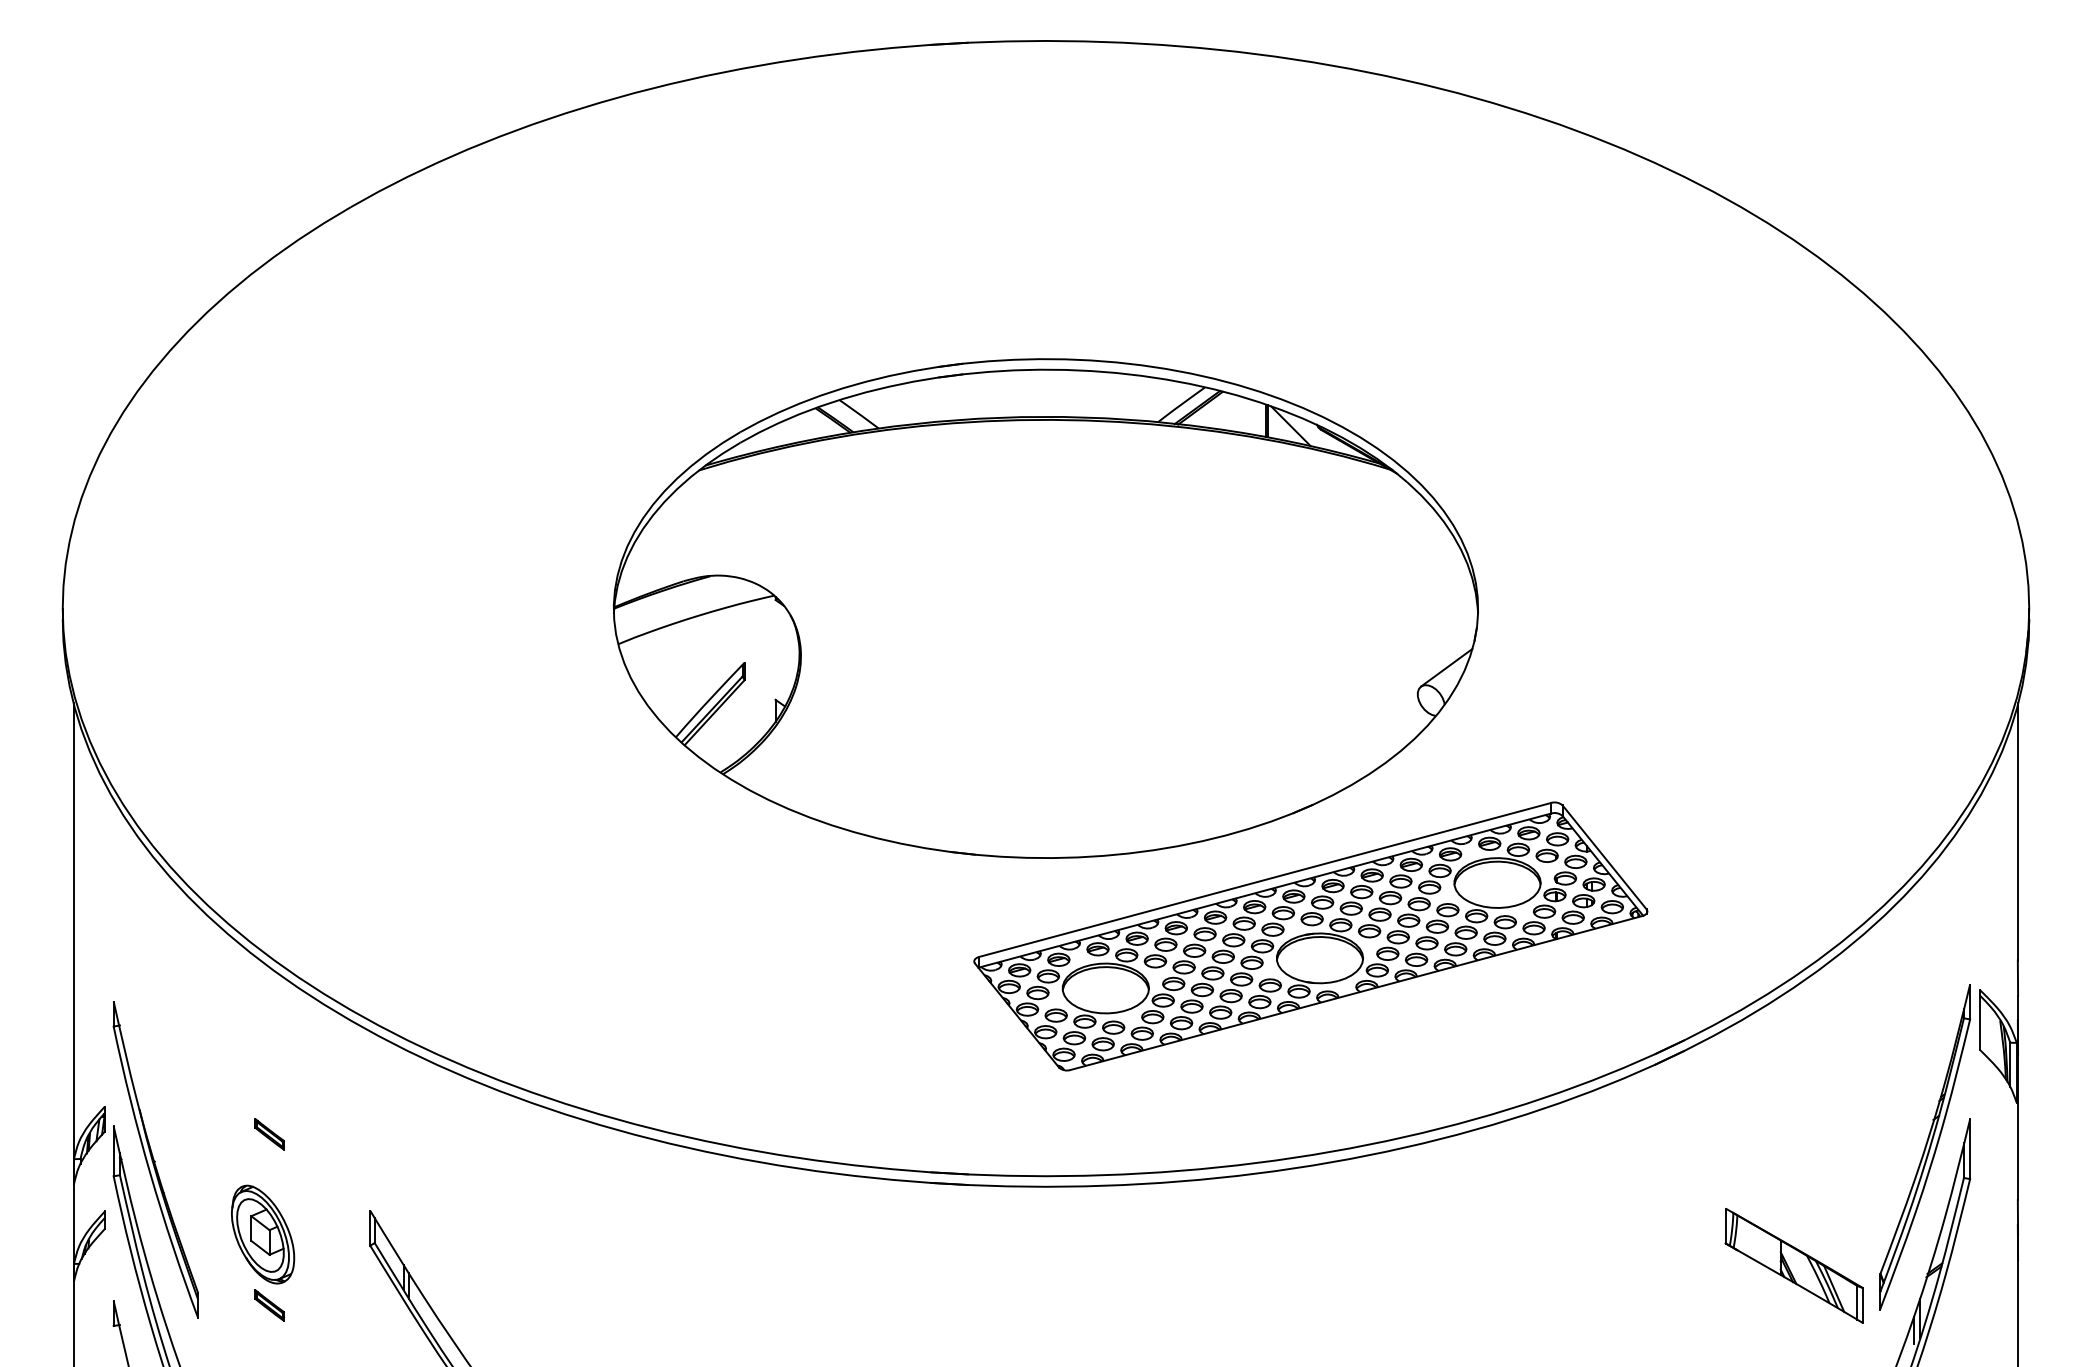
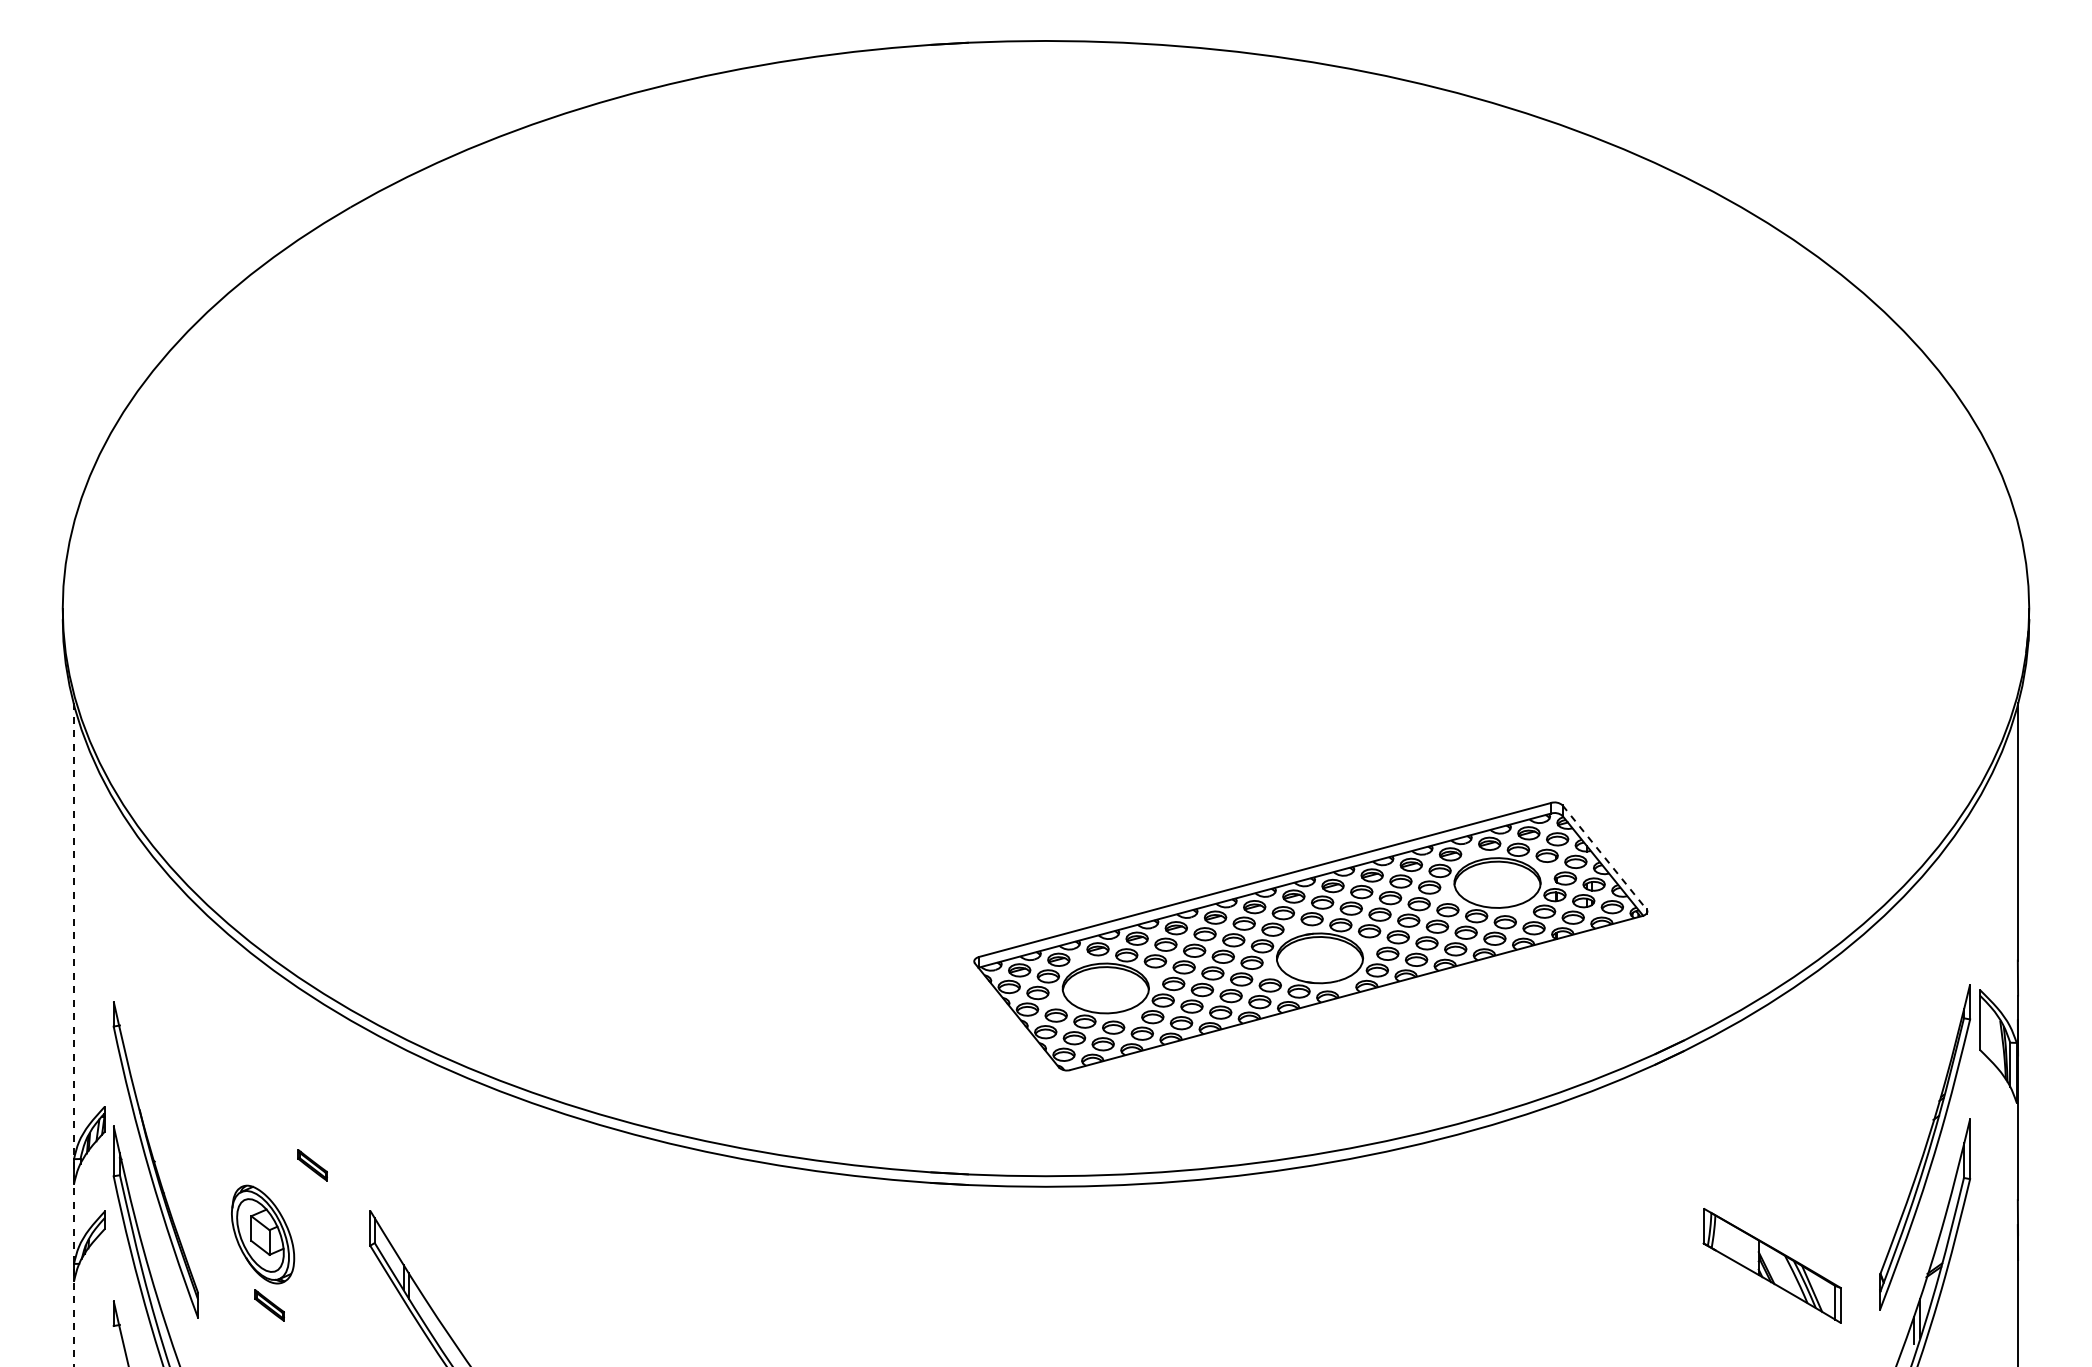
part: present -> none (1045, 608)
line: solid -> dashed (1604, 857)
line: solid -> dashed (73, 1034)
part position: (269, 1134) -> (312, 1165) (312, 1165)
part position: (1793, 1265) -> (1771, 1265) (1771, 1265)
